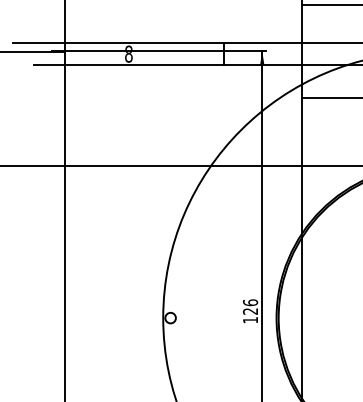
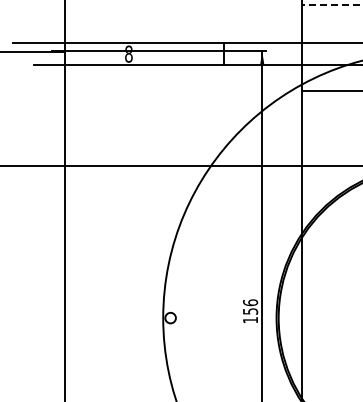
line: solid -> dashed (332, 4)
line position: (330, 98) -> (330, 91) (330, 91)
text: 126 -> 156 (250, 311)
